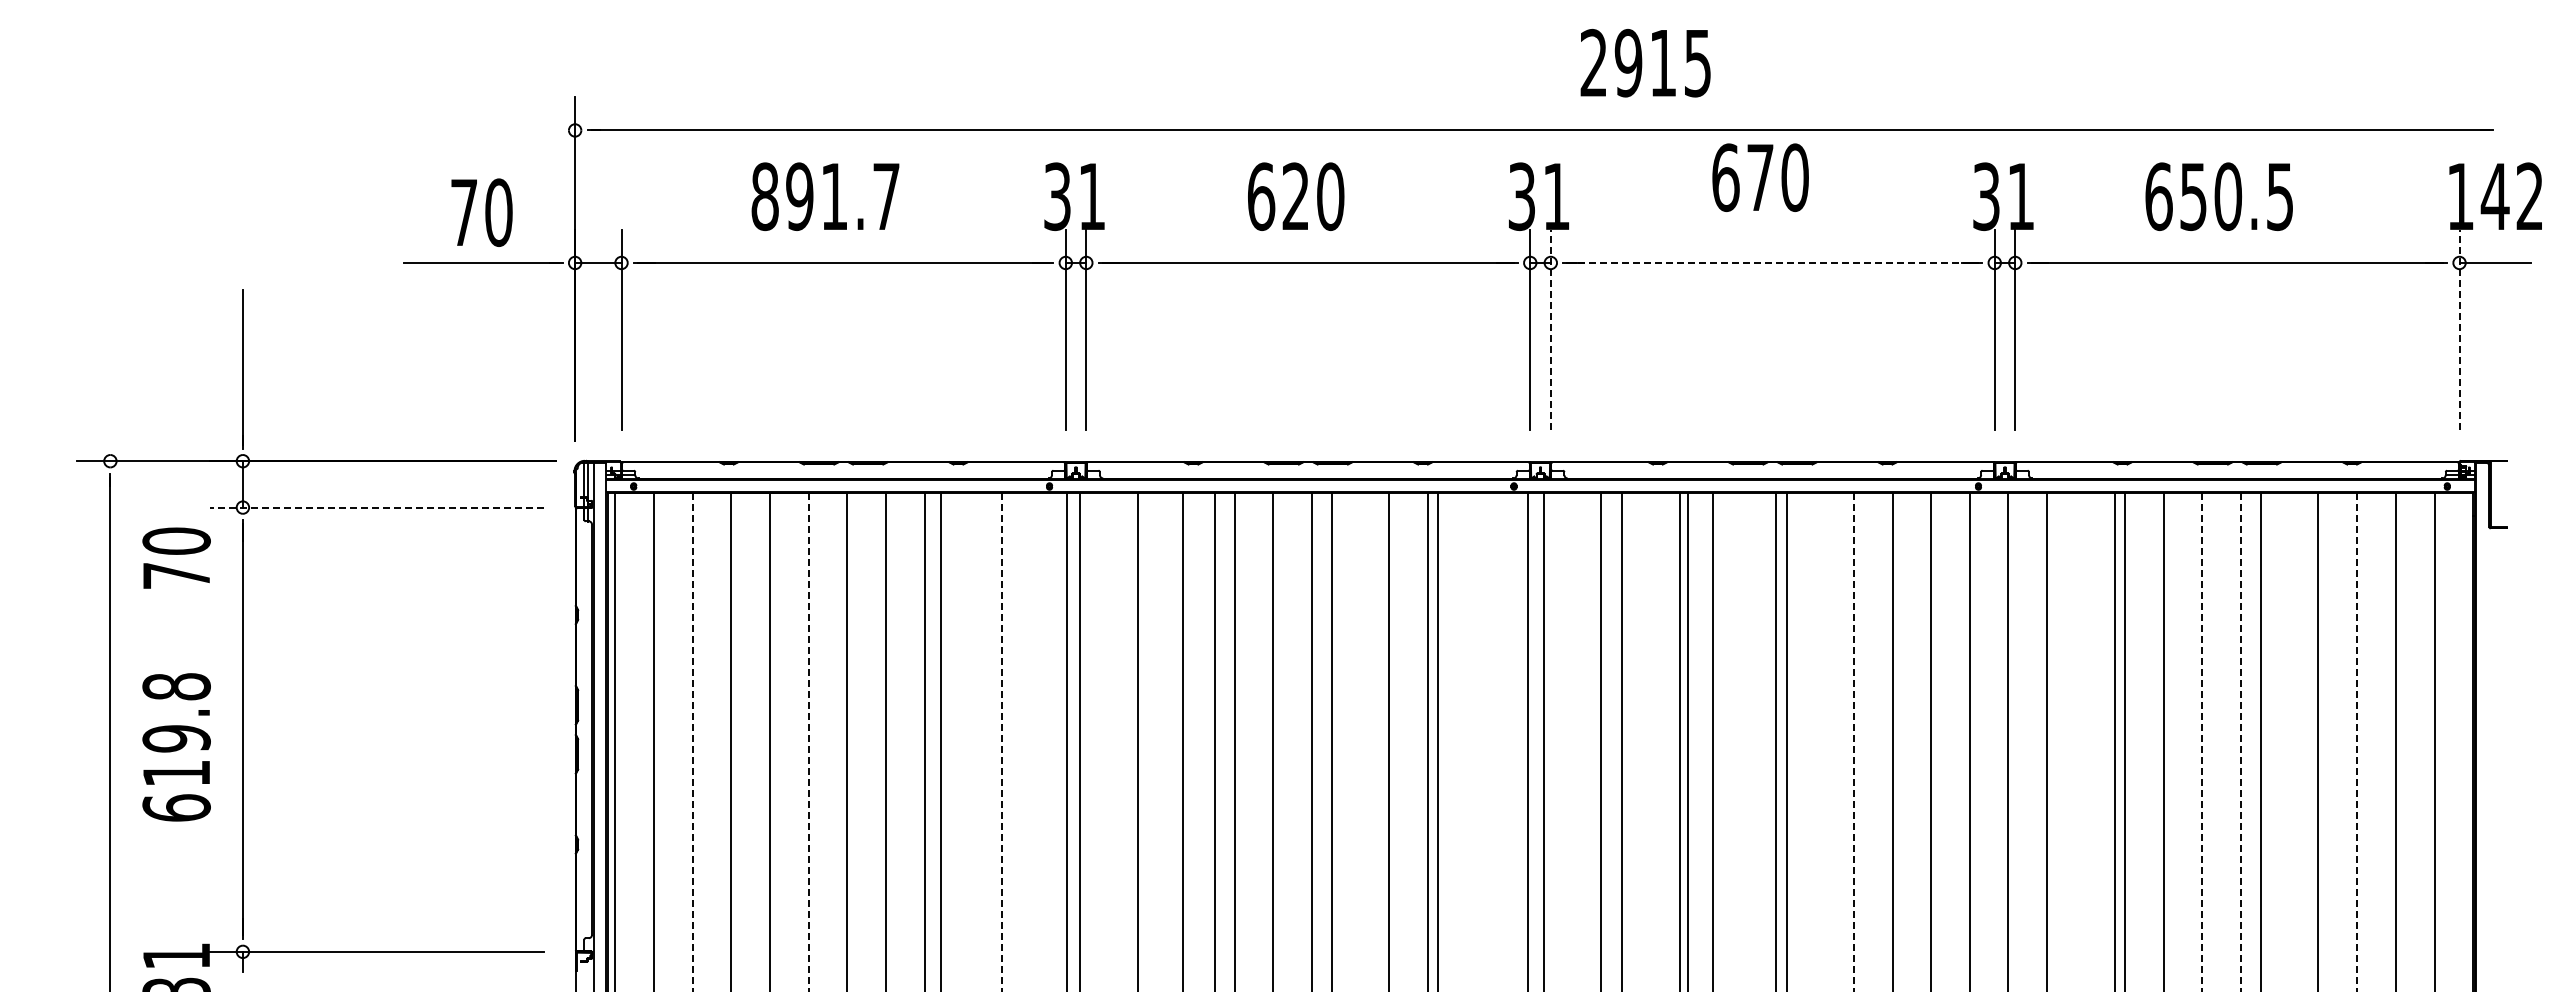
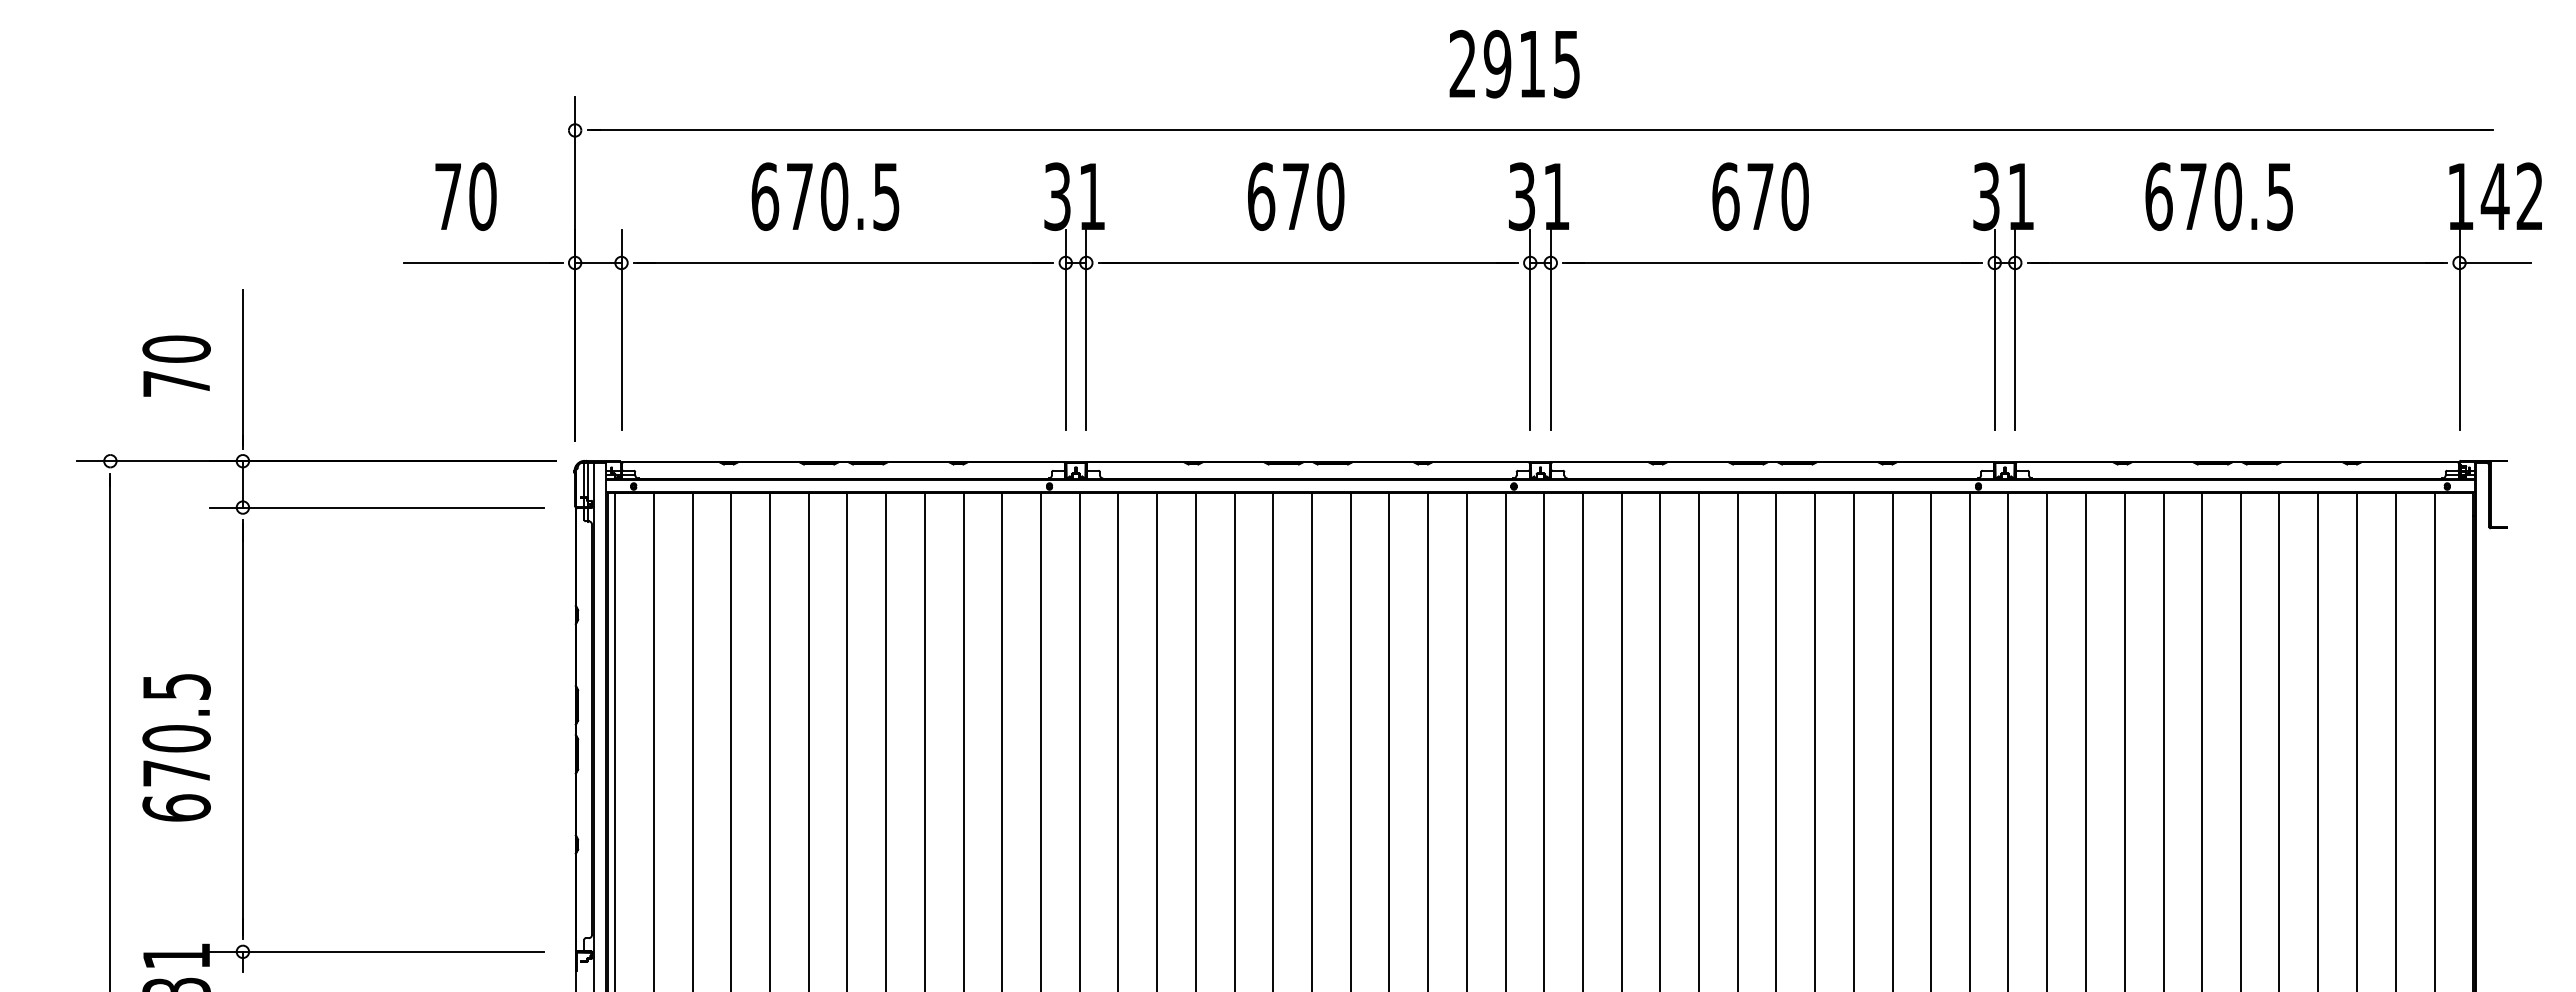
text position: (1645, 63) -> (1514, 64) (1514, 64)
text position: (1760, 177) -> (1760, 196) (1760, 196)
text: 620 -> 670 (1295, 195)
text: 891.7 -> 670.5 (825, 196)
text: 650.5 -> 670.5 (2193, 197)
text position: (481, 212) -> (465, 196) (465, 196)
line: dashed -> solid (1773, 262)
line: dashed -> solid (1550, 329)
line: dashed -> solid (2459, 329)
line: dashed -> solid (376, 507)
text position: (176, 557) -> (176, 365) (176, 365)
text: 619.8 -> 670.5 (176, 729)
line position: (940, 740) -> (963, 740) (963, 740)
line position: (1067, 740) -> (1041, 740) (1041, 740)
line position: (1138, 740) -> (1118, 740) (1118, 740)
line position: (1183, 740) -> (1157, 740) (1157, 740)
line position: (1214, 740) -> (1195, 740) (1195, 740)
line position: (1331, 740) -> (1350, 740) (1350, 740)
line position: (1437, 740) -> (1466, 740) (1466, 740)
line position: (1527, 740) -> (1505, 740) (1505, 740)
line position: (1600, 740) -> (1582, 740) (1582, 740)
line position: (1680, 740) -> (1699, 740) (1699, 740)
line position: (1688, 740) -> (1660, 740) (1660, 740)
line position: (1712, 740) -> (1737, 740) (1737, 740)
line position: (1786, 740) -> (1814, 740) (1814, 740)
line position: (2114, 740) -> (2085, 740) (2085, 740)
line position: (2261, 740) -> (2279, 740) (2279, 740)
line: dashed -> solid (692, 742)
line: dashed -> solid (808, 742)
line: dashed -> solid (1002, 742)
line: dashed -> solid (1853, 742)
line: dashed -> solid (2202, 742)
line: dashed -> solid (2240, 742)
line: dashed -> solid (2356, 742)
